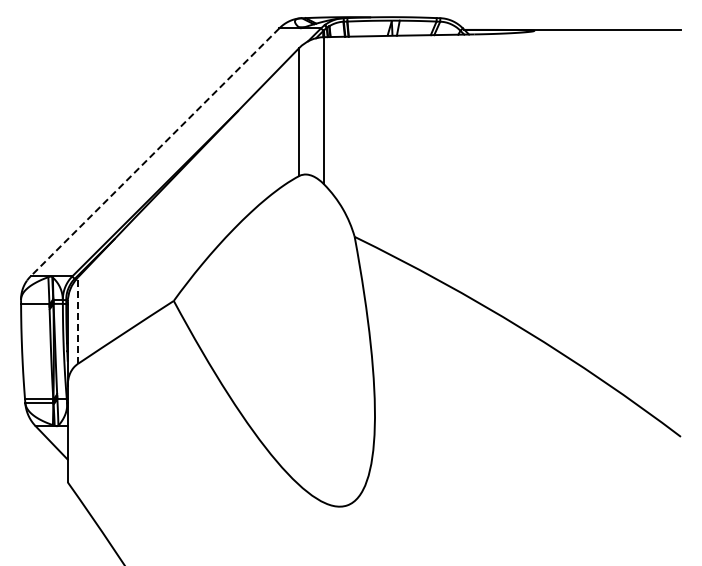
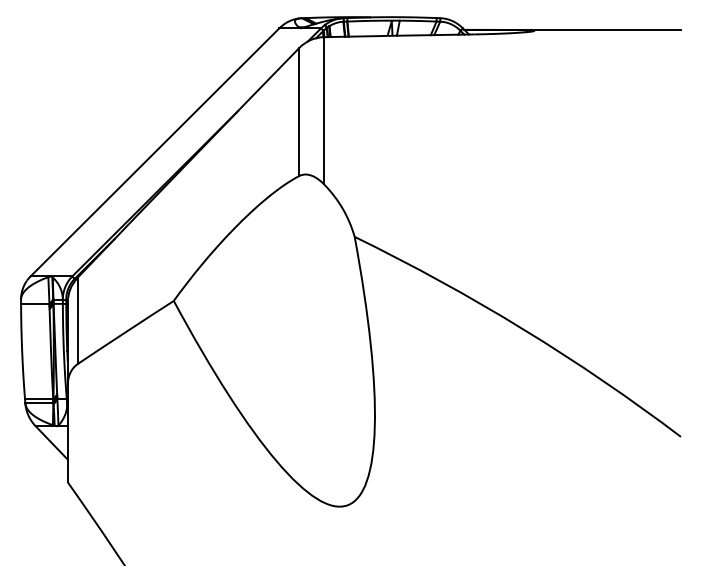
line: dashed -> solid (154, 152)
line: dashed -> solid (77, 320)
